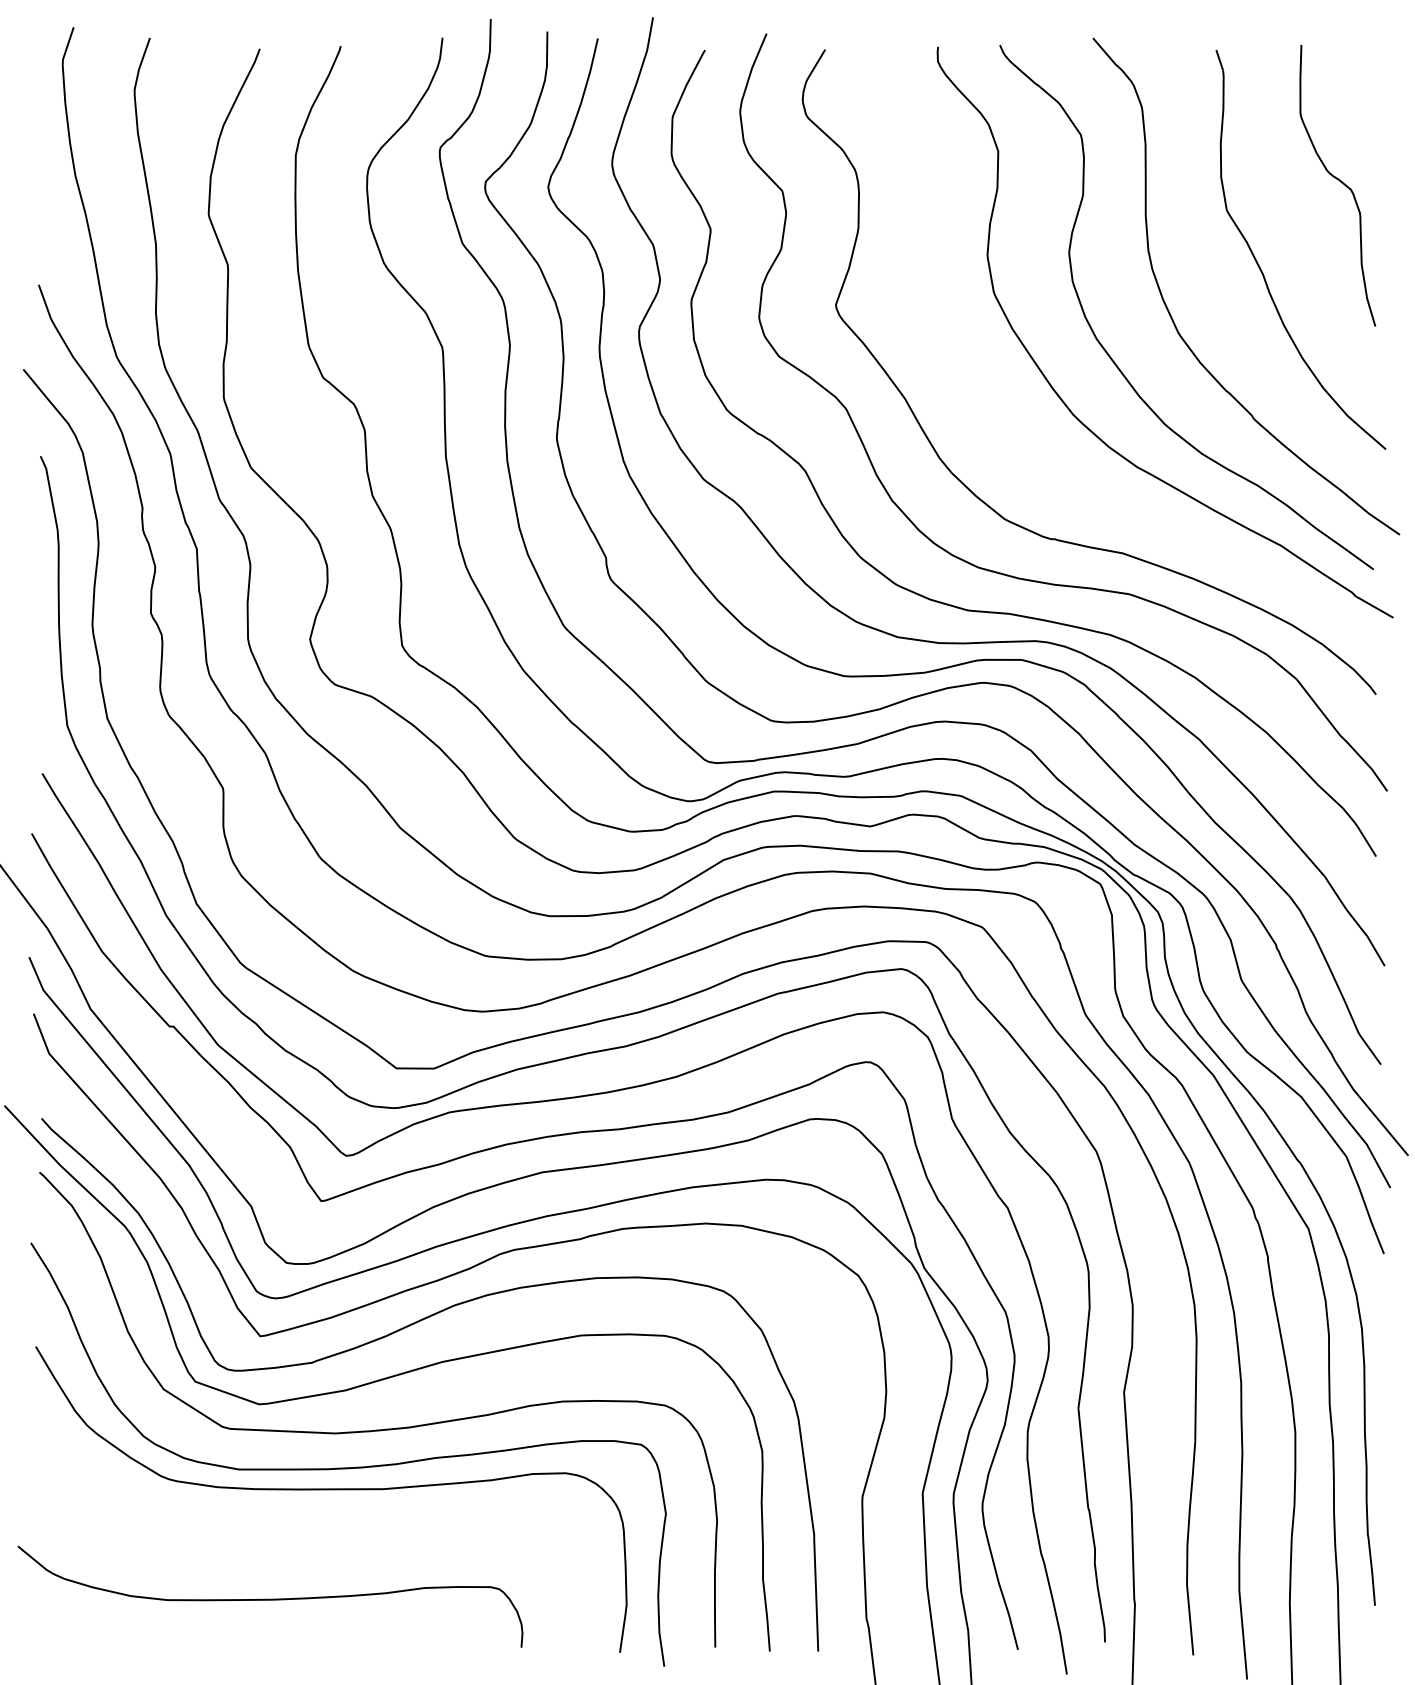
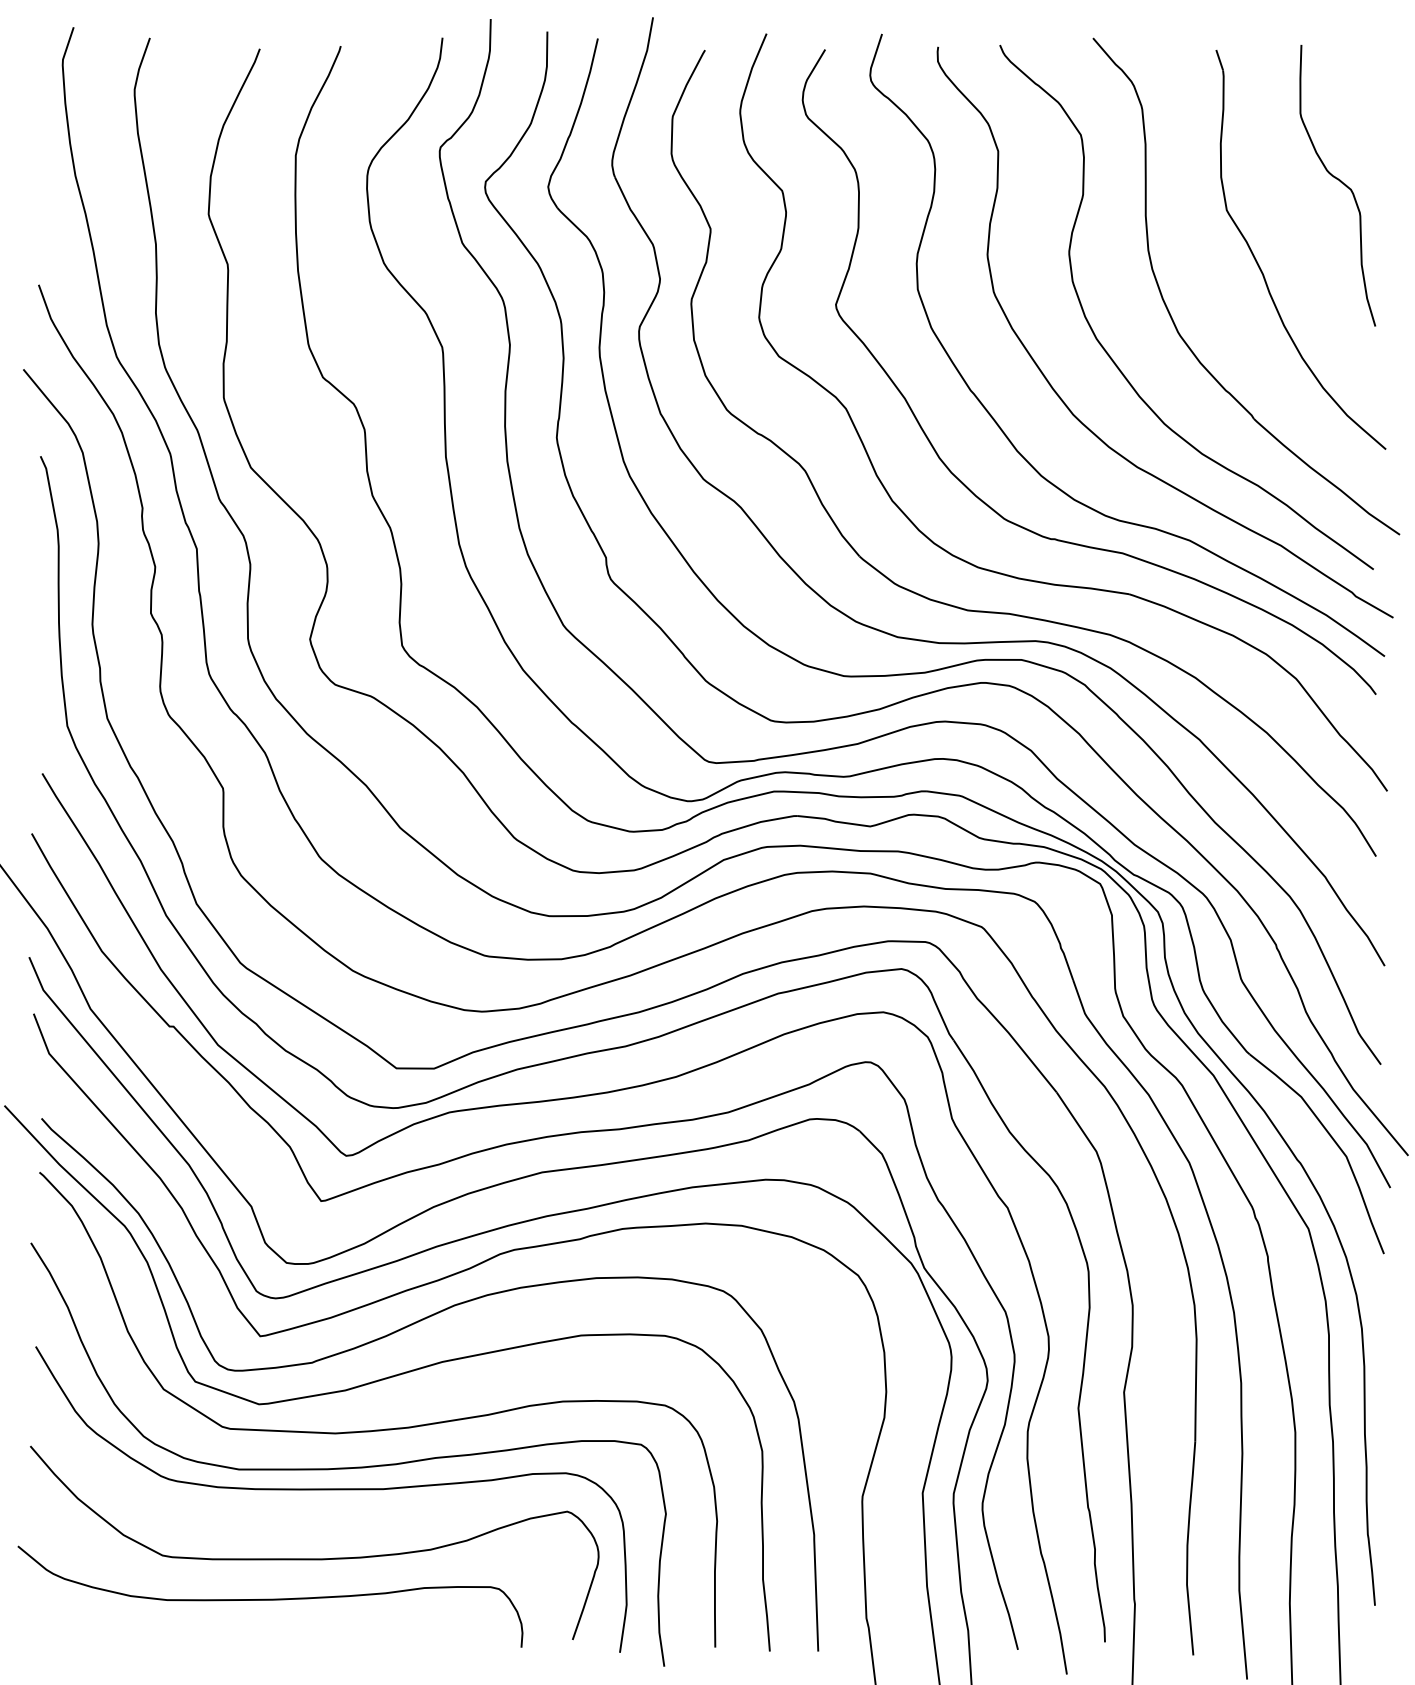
curve: none -> present (1006, 434)
curve: none -> present (314, 1558)
